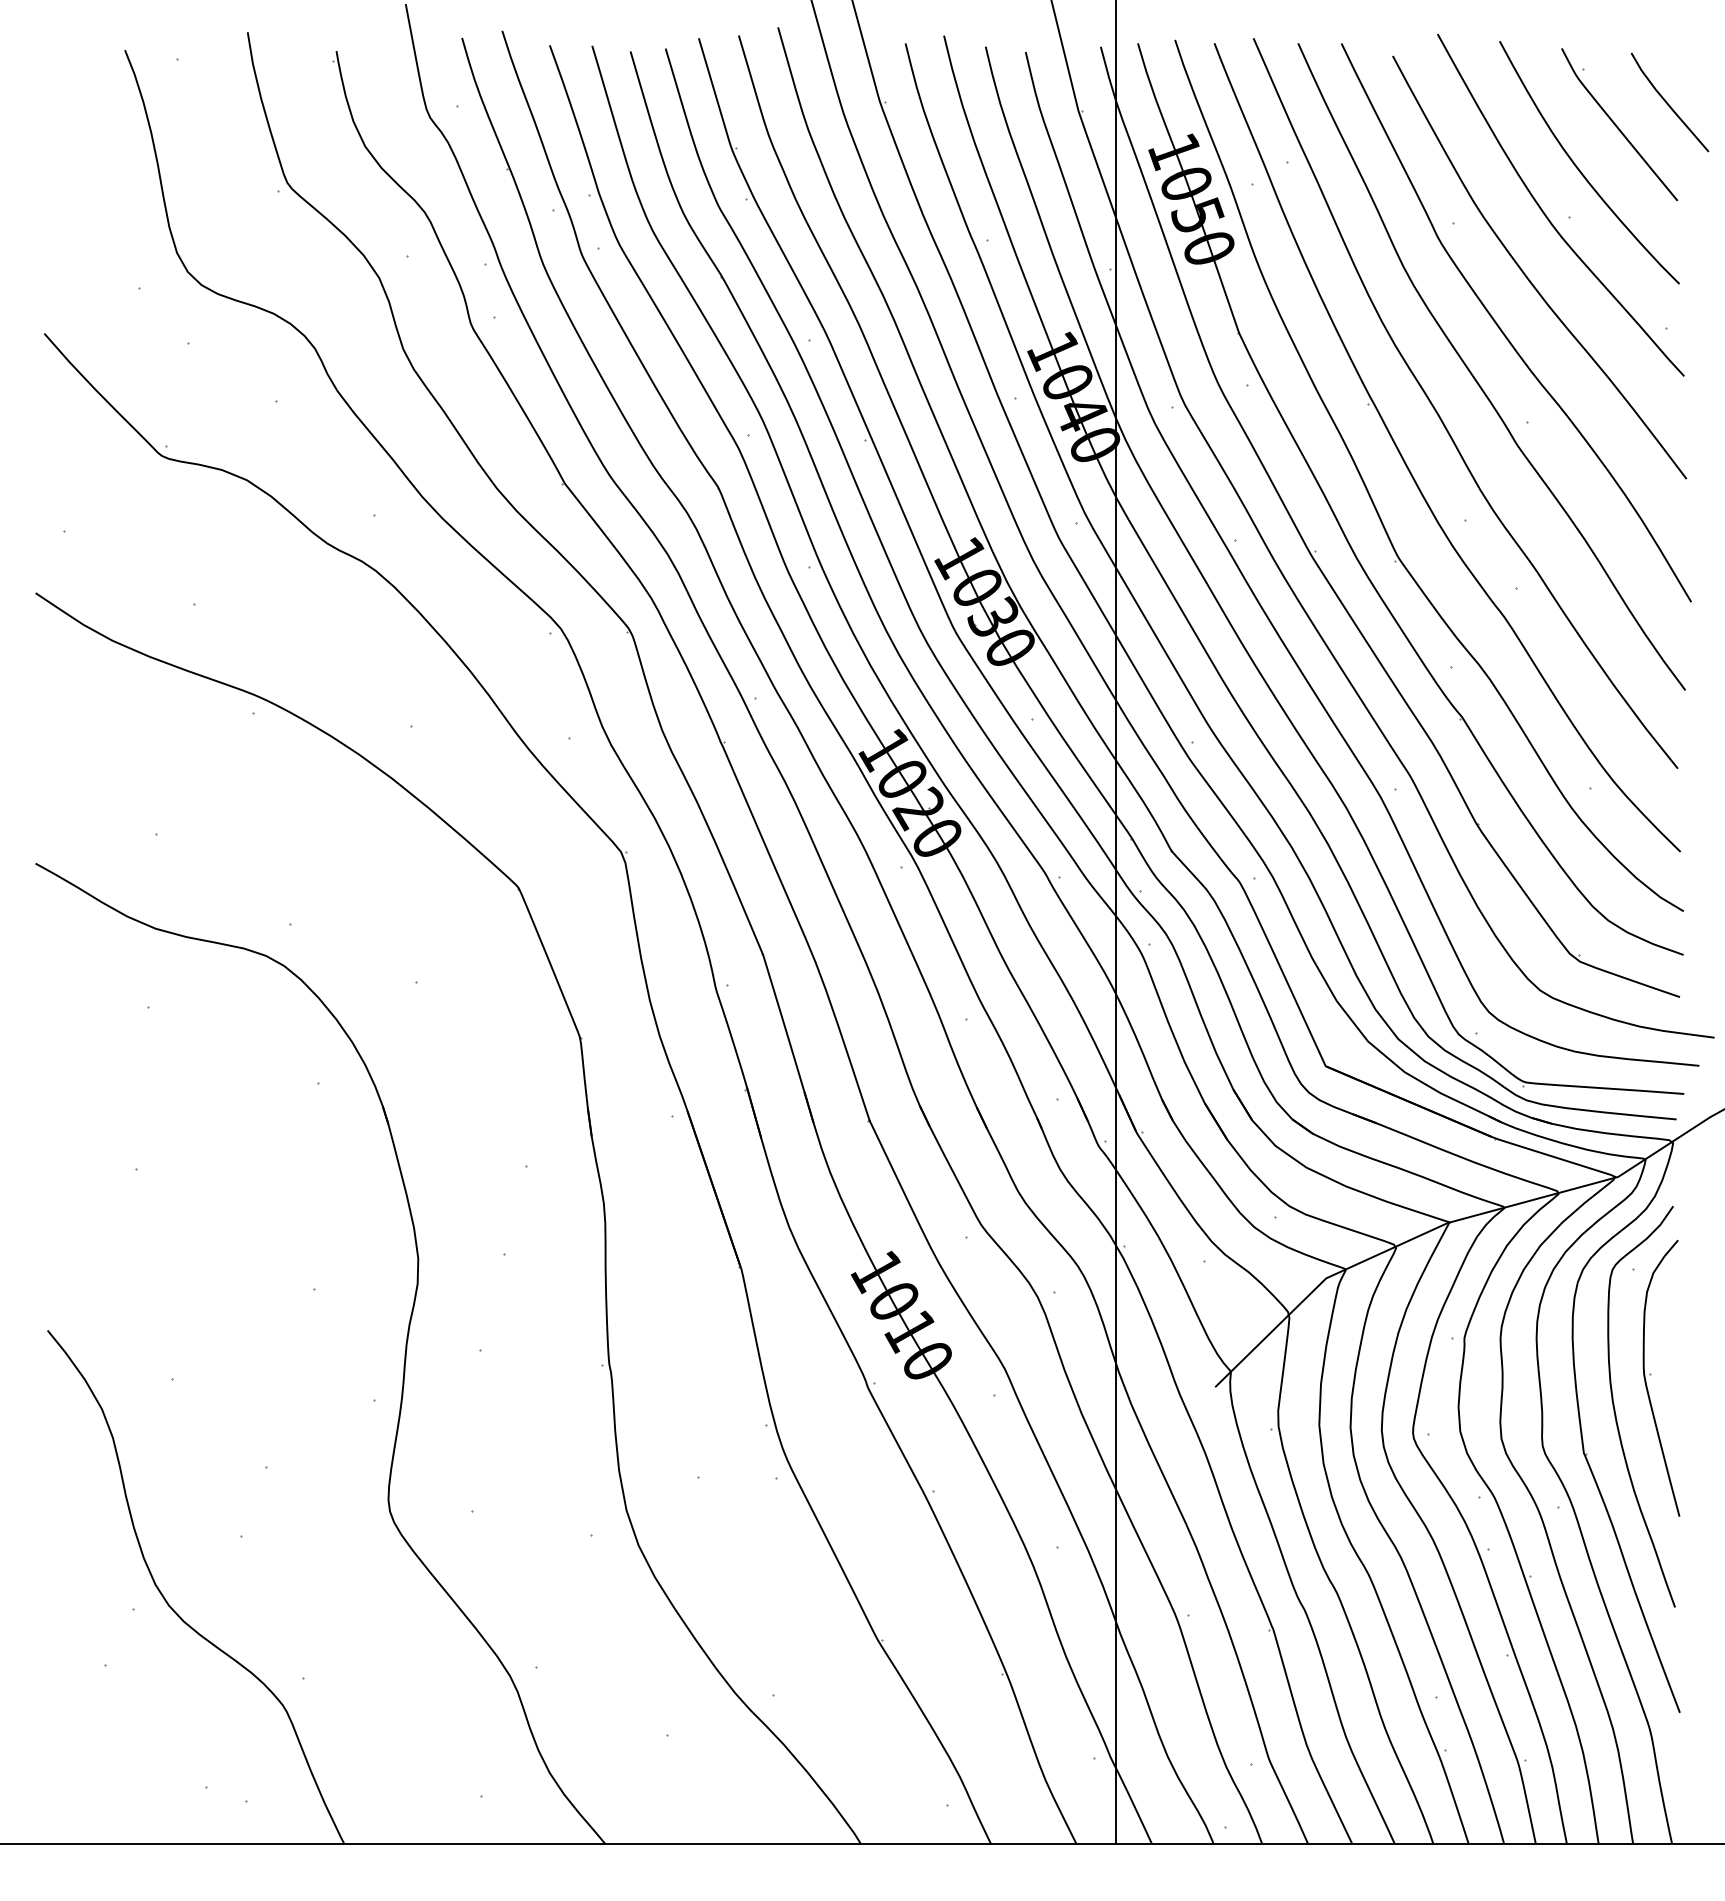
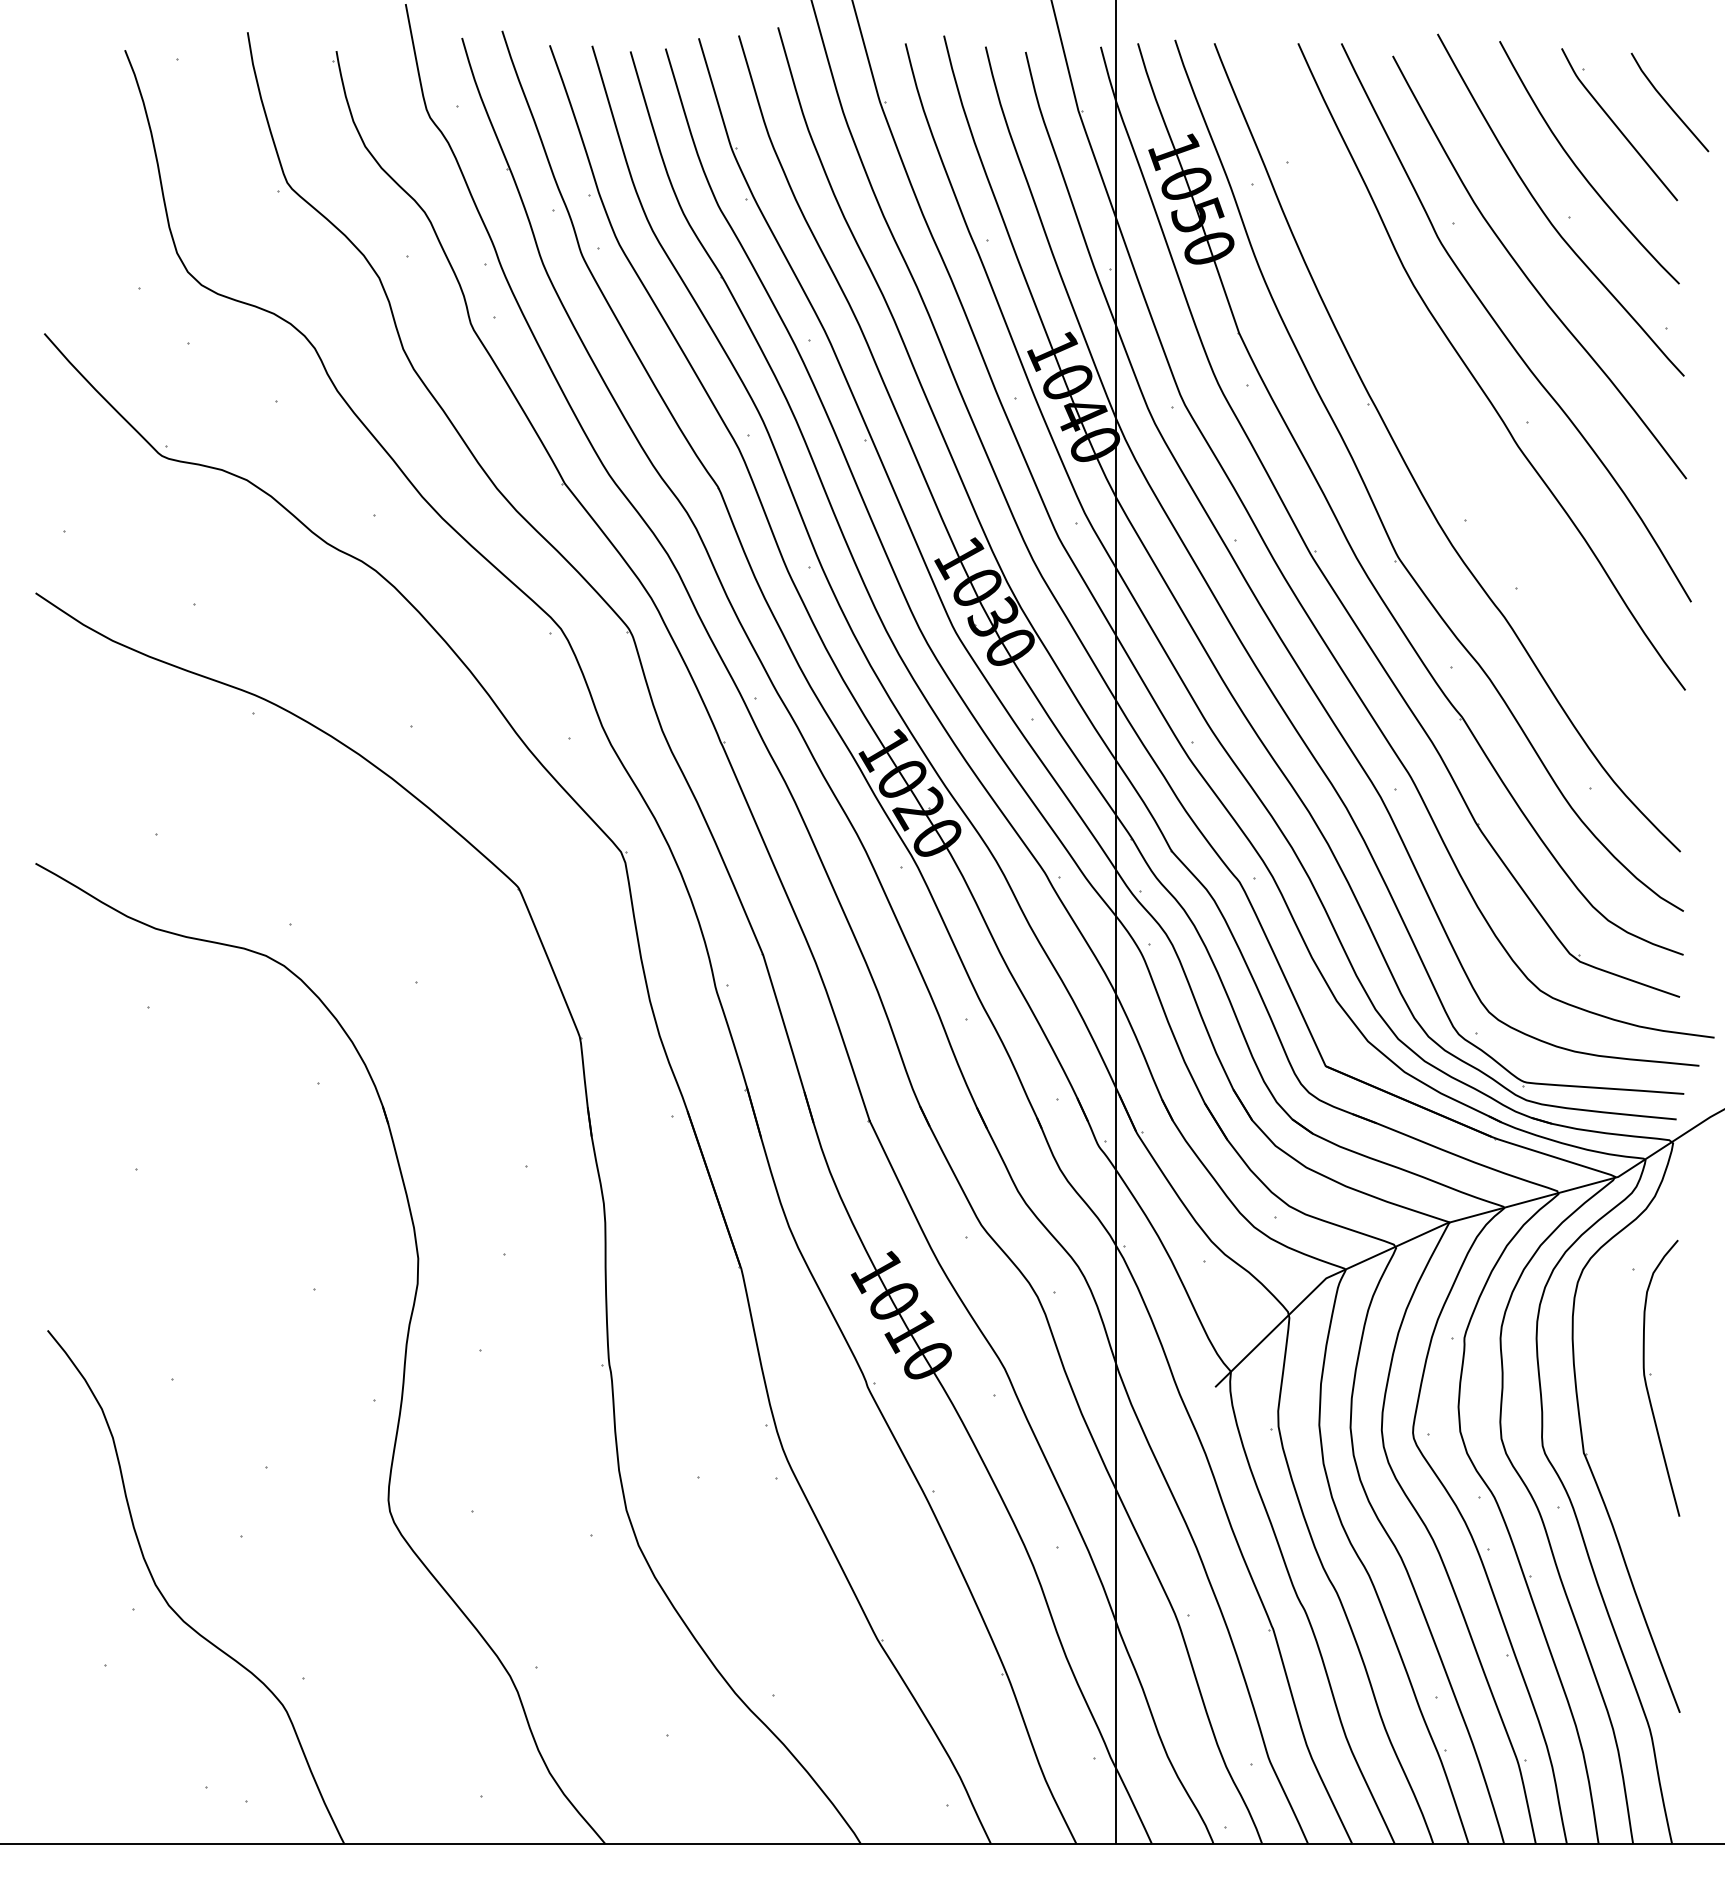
curve: present -> none (1440, 416)
curve: present -> none (1615, 1409)
